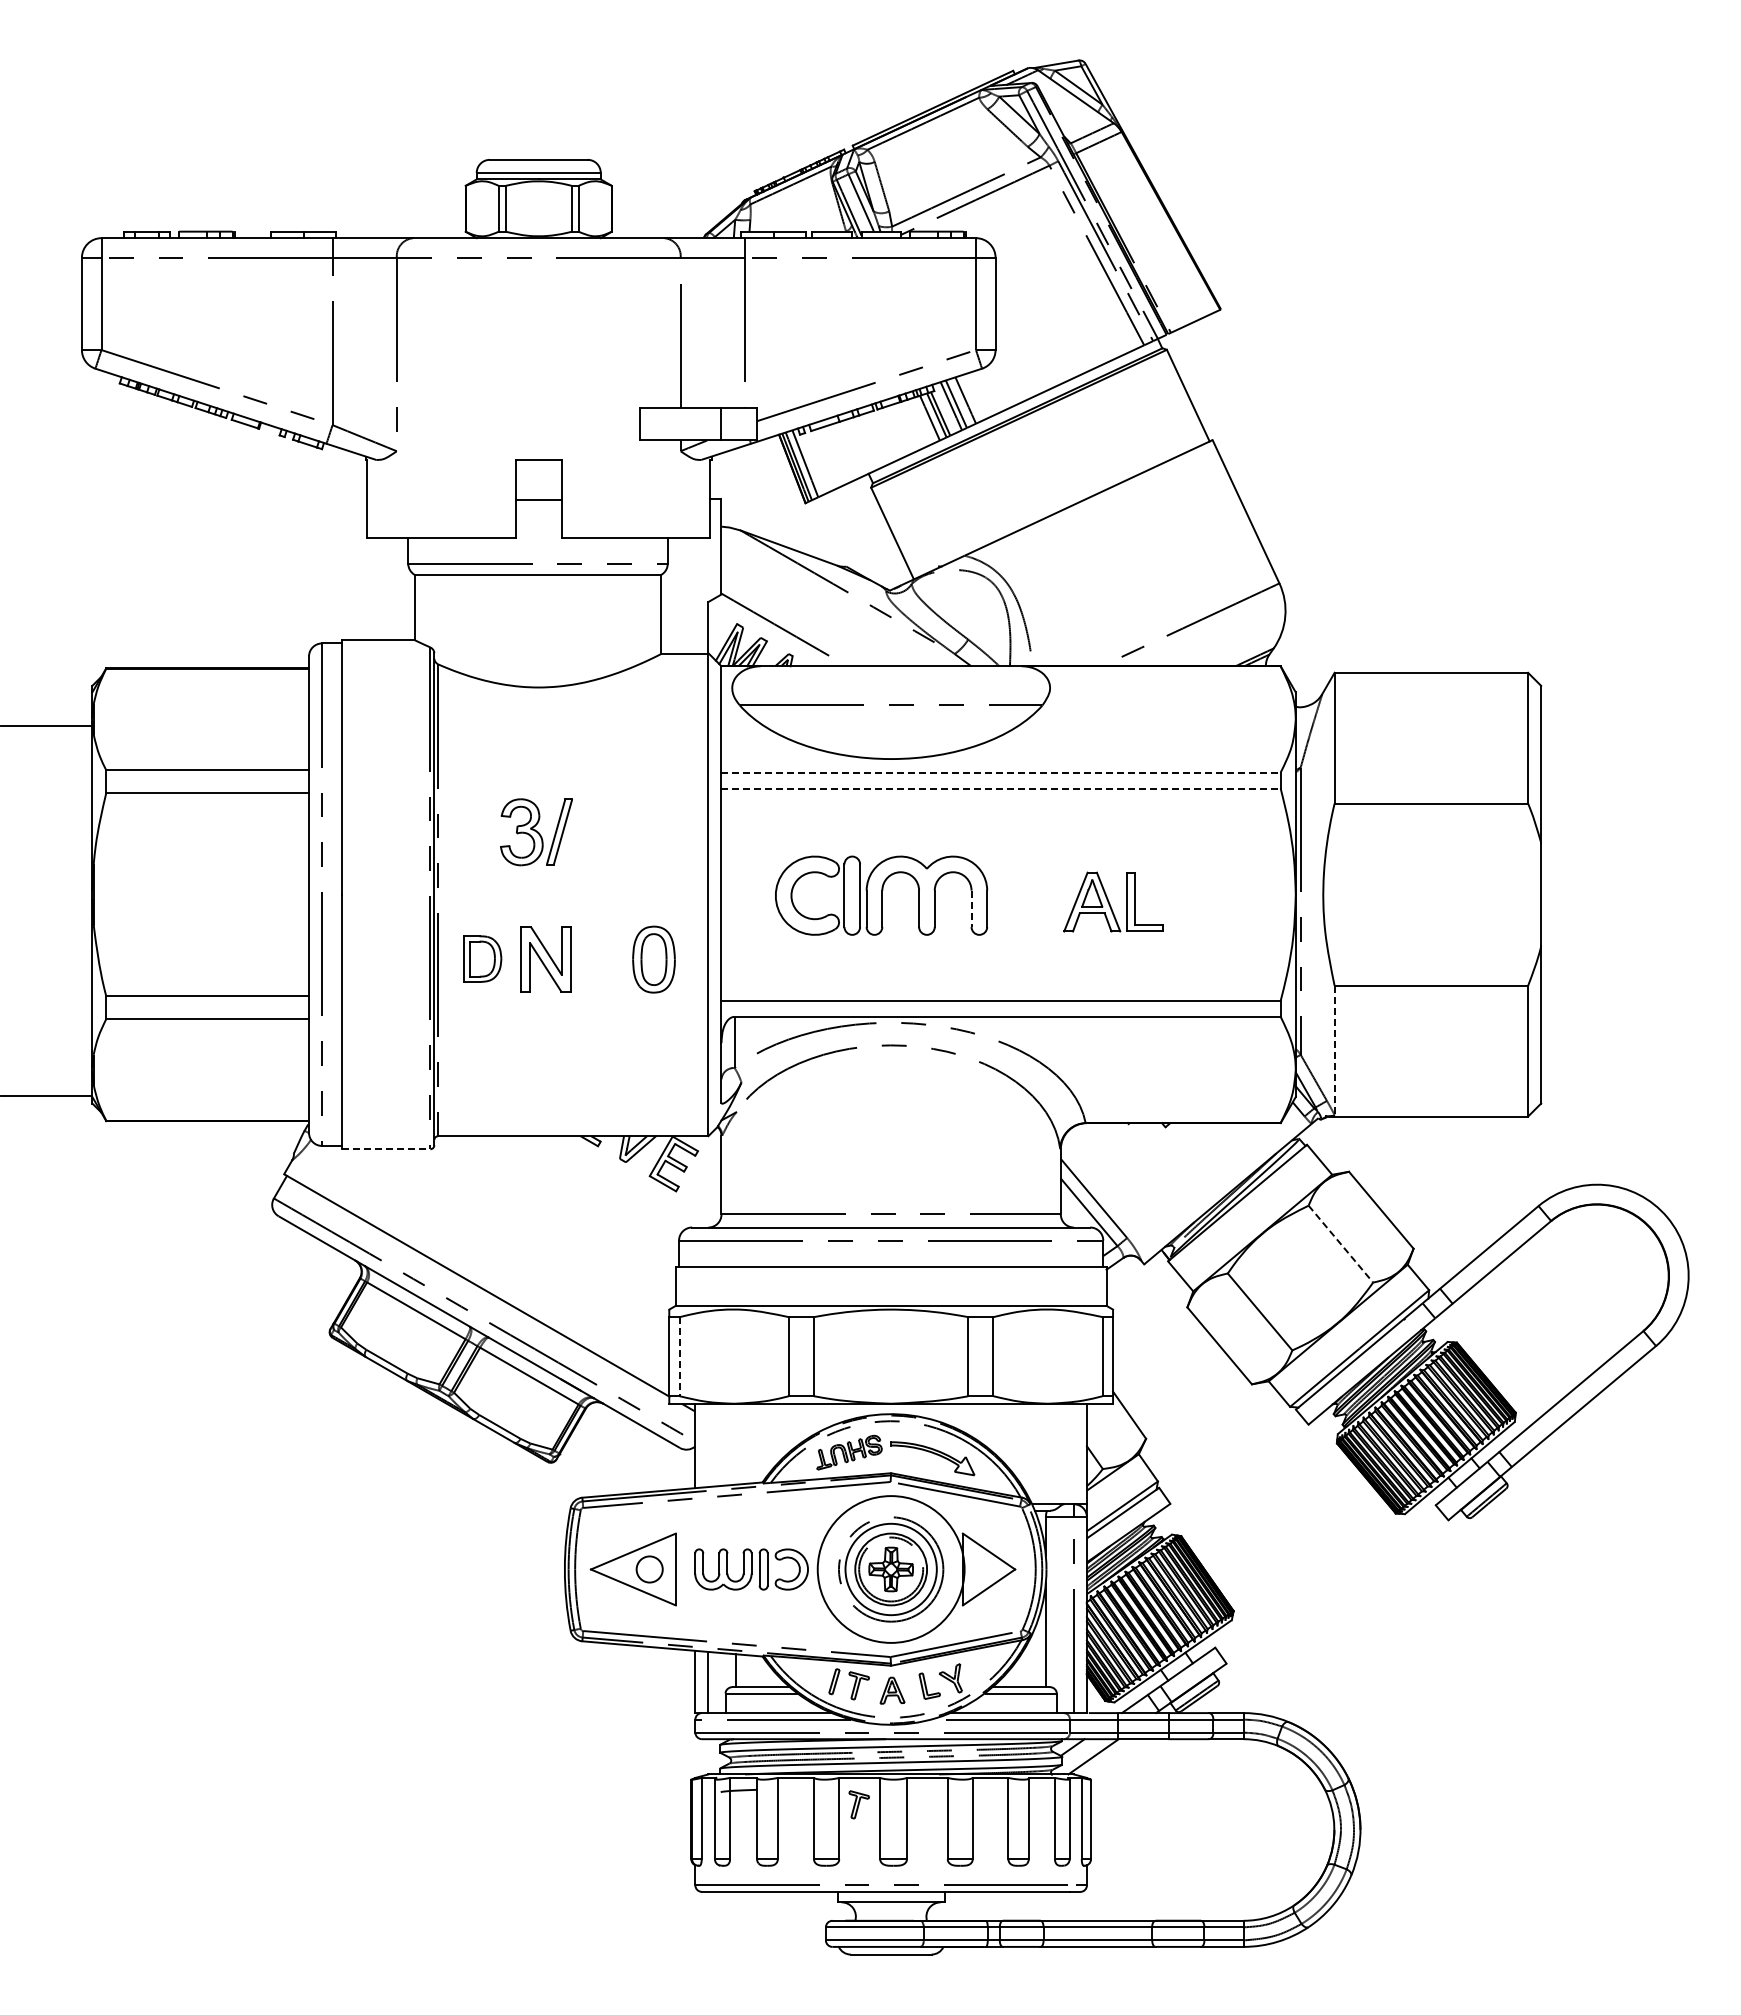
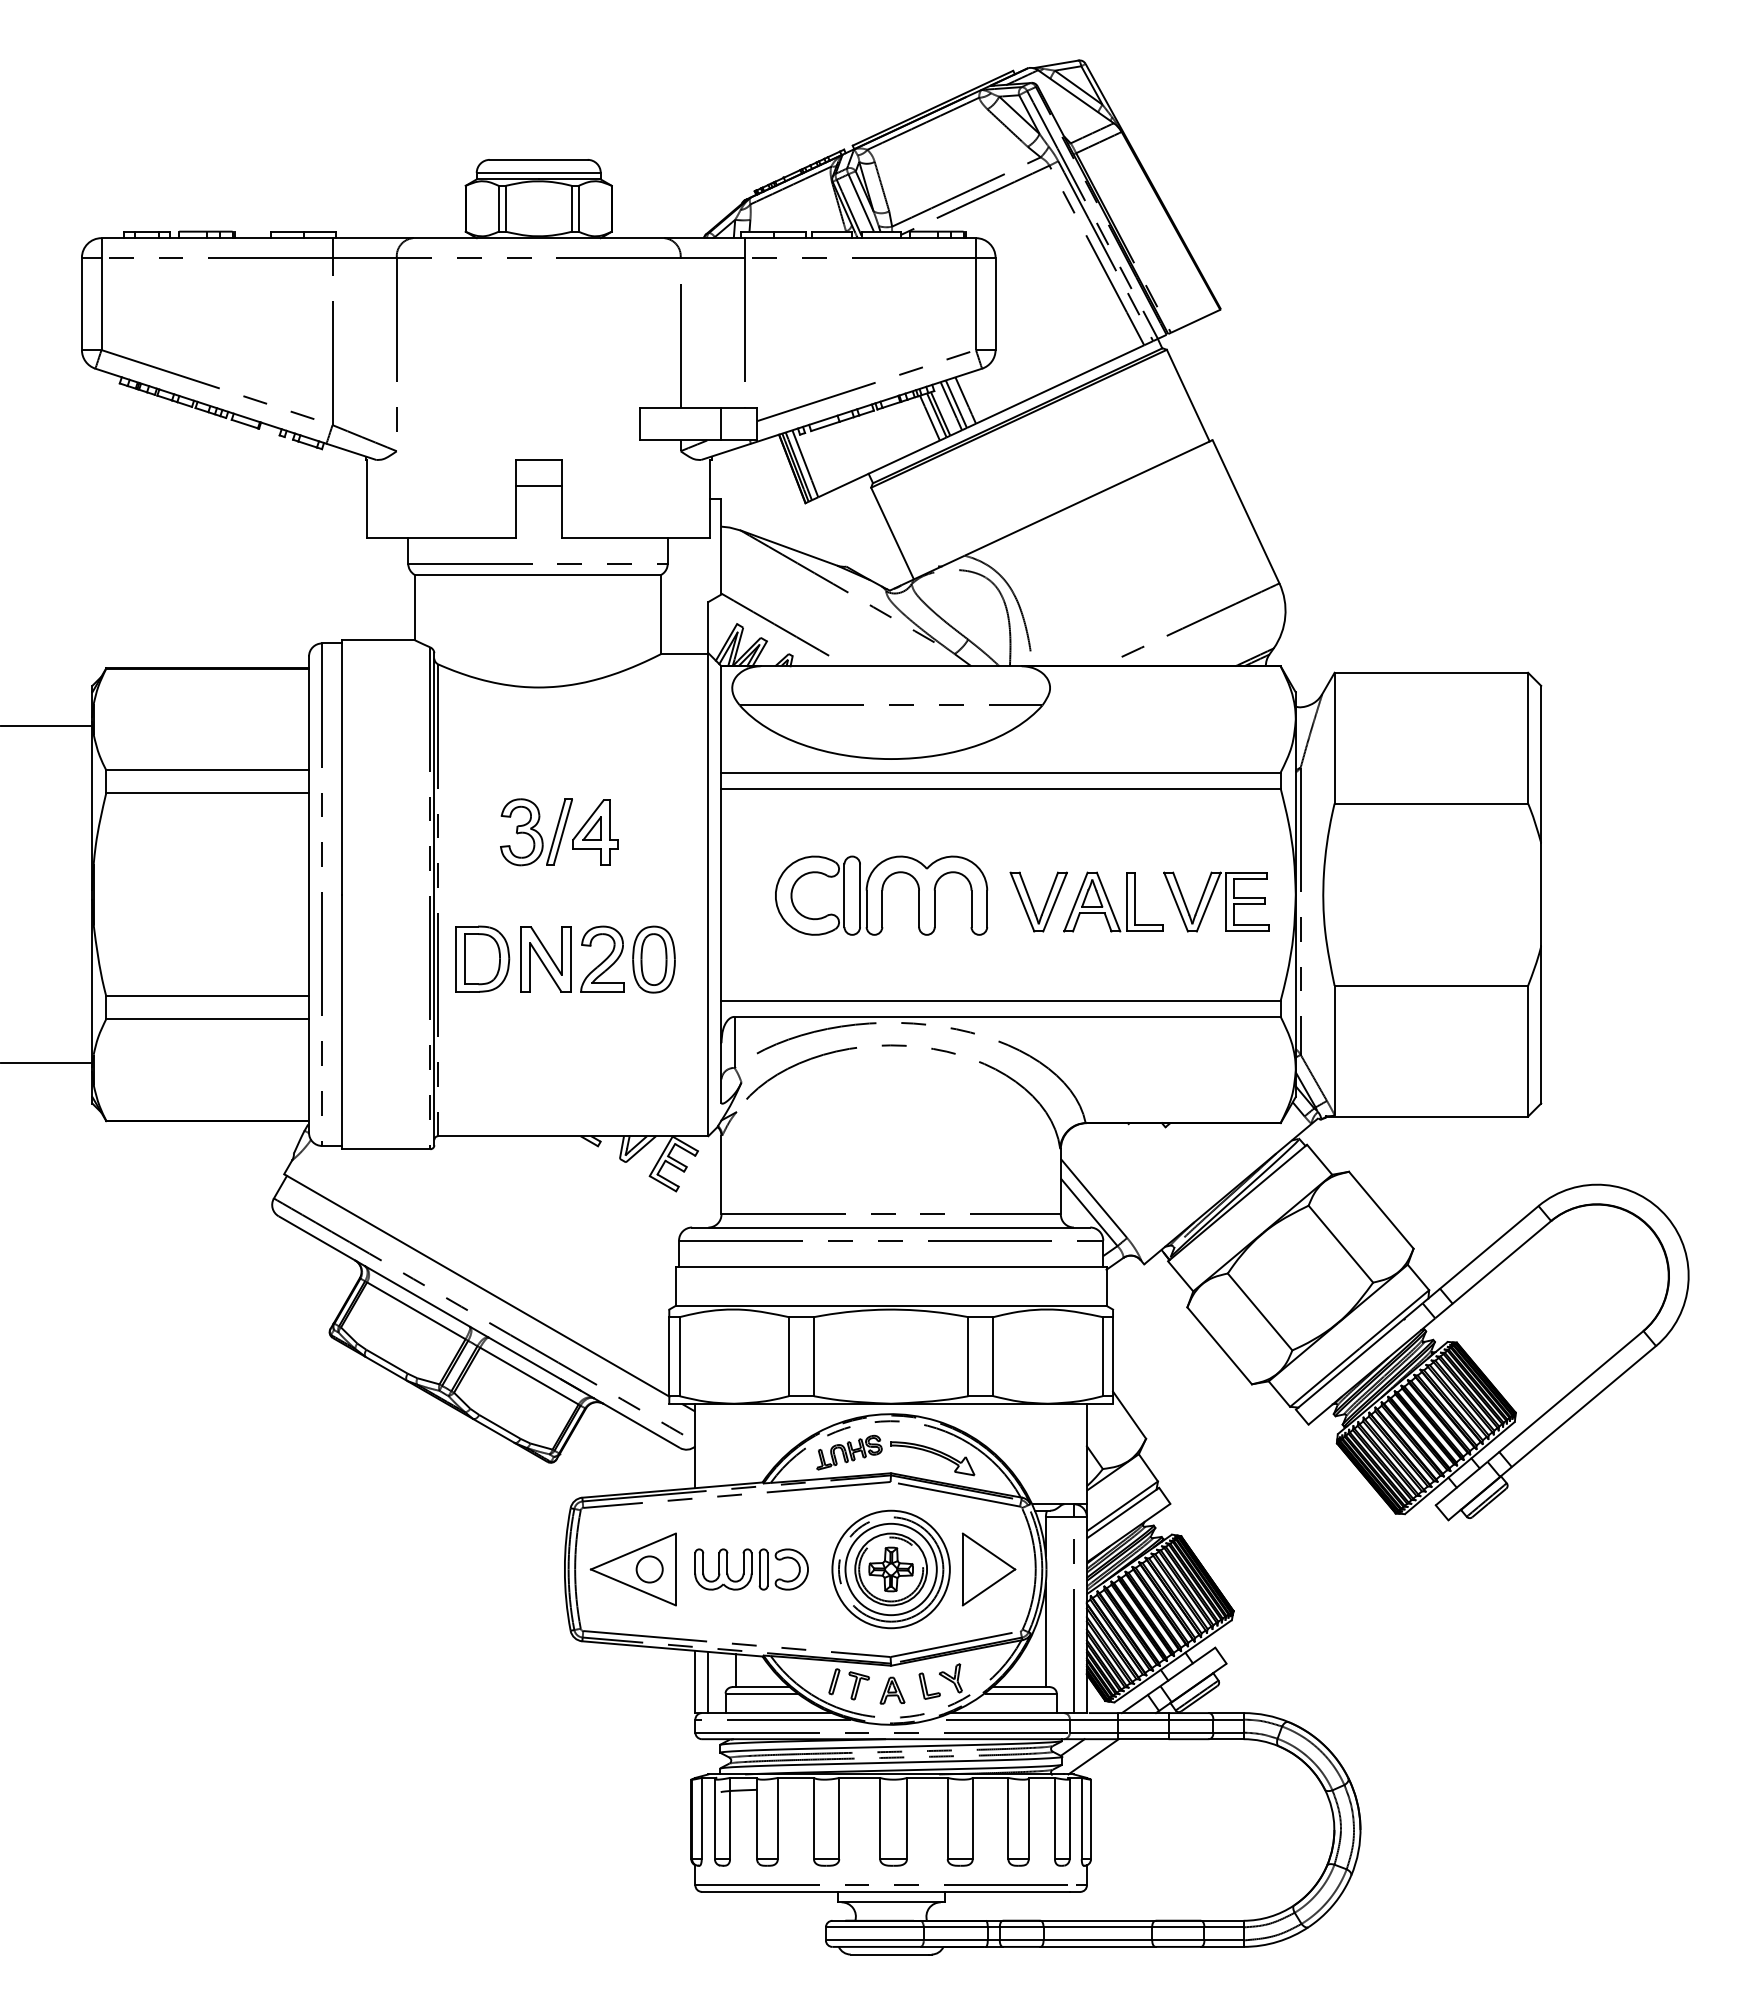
line position: (538, 500) -> (538, 486) (538, 486)
line: dashed -> solid (1001, 772)
line: dashed -> solid (1001, 788)
part: none -> present (595, 832)
part: none -> present (1216, 901)
part: none -> present (1032, 903)
line: dashed -> solid (971, 909)
part size: 40x48 px -> 56x68 px (482, 958)
part: none -> present (602, 958)
line: dashed -> solid (1334, 1050)
line position: (47, 1096) -> (47, 1063) (47, 1063)
line: dashed -> solid (386, 1149)
line: dashed -> solid (1341, 1244)
line: dashed -> solid (679, 1356)
circle diameter: 147 px -> 117 px (890, 1569)
part: present -> none (858, 1804)
